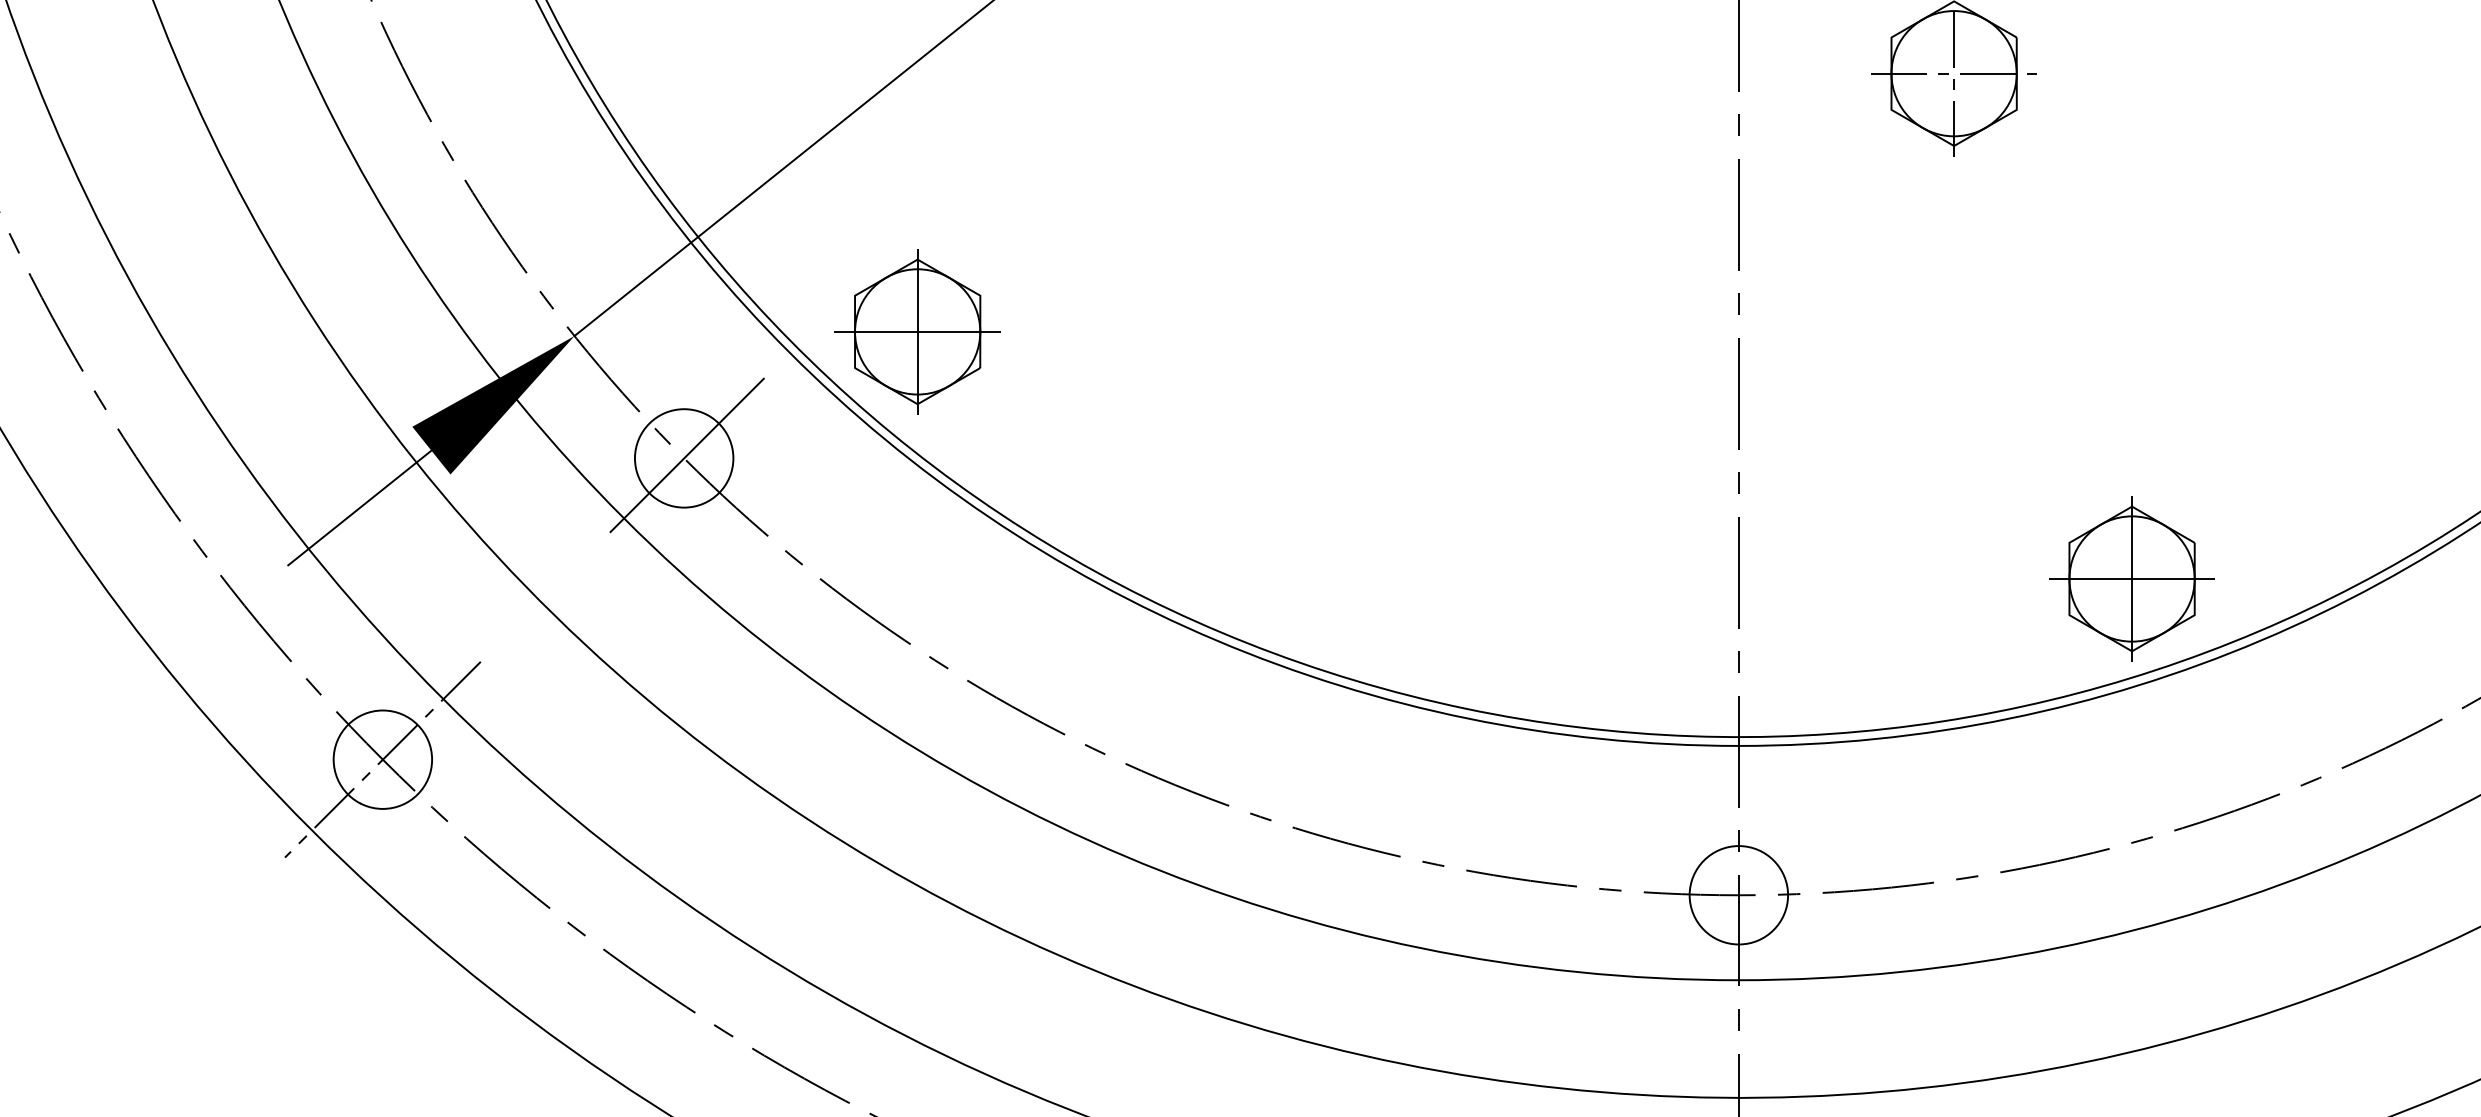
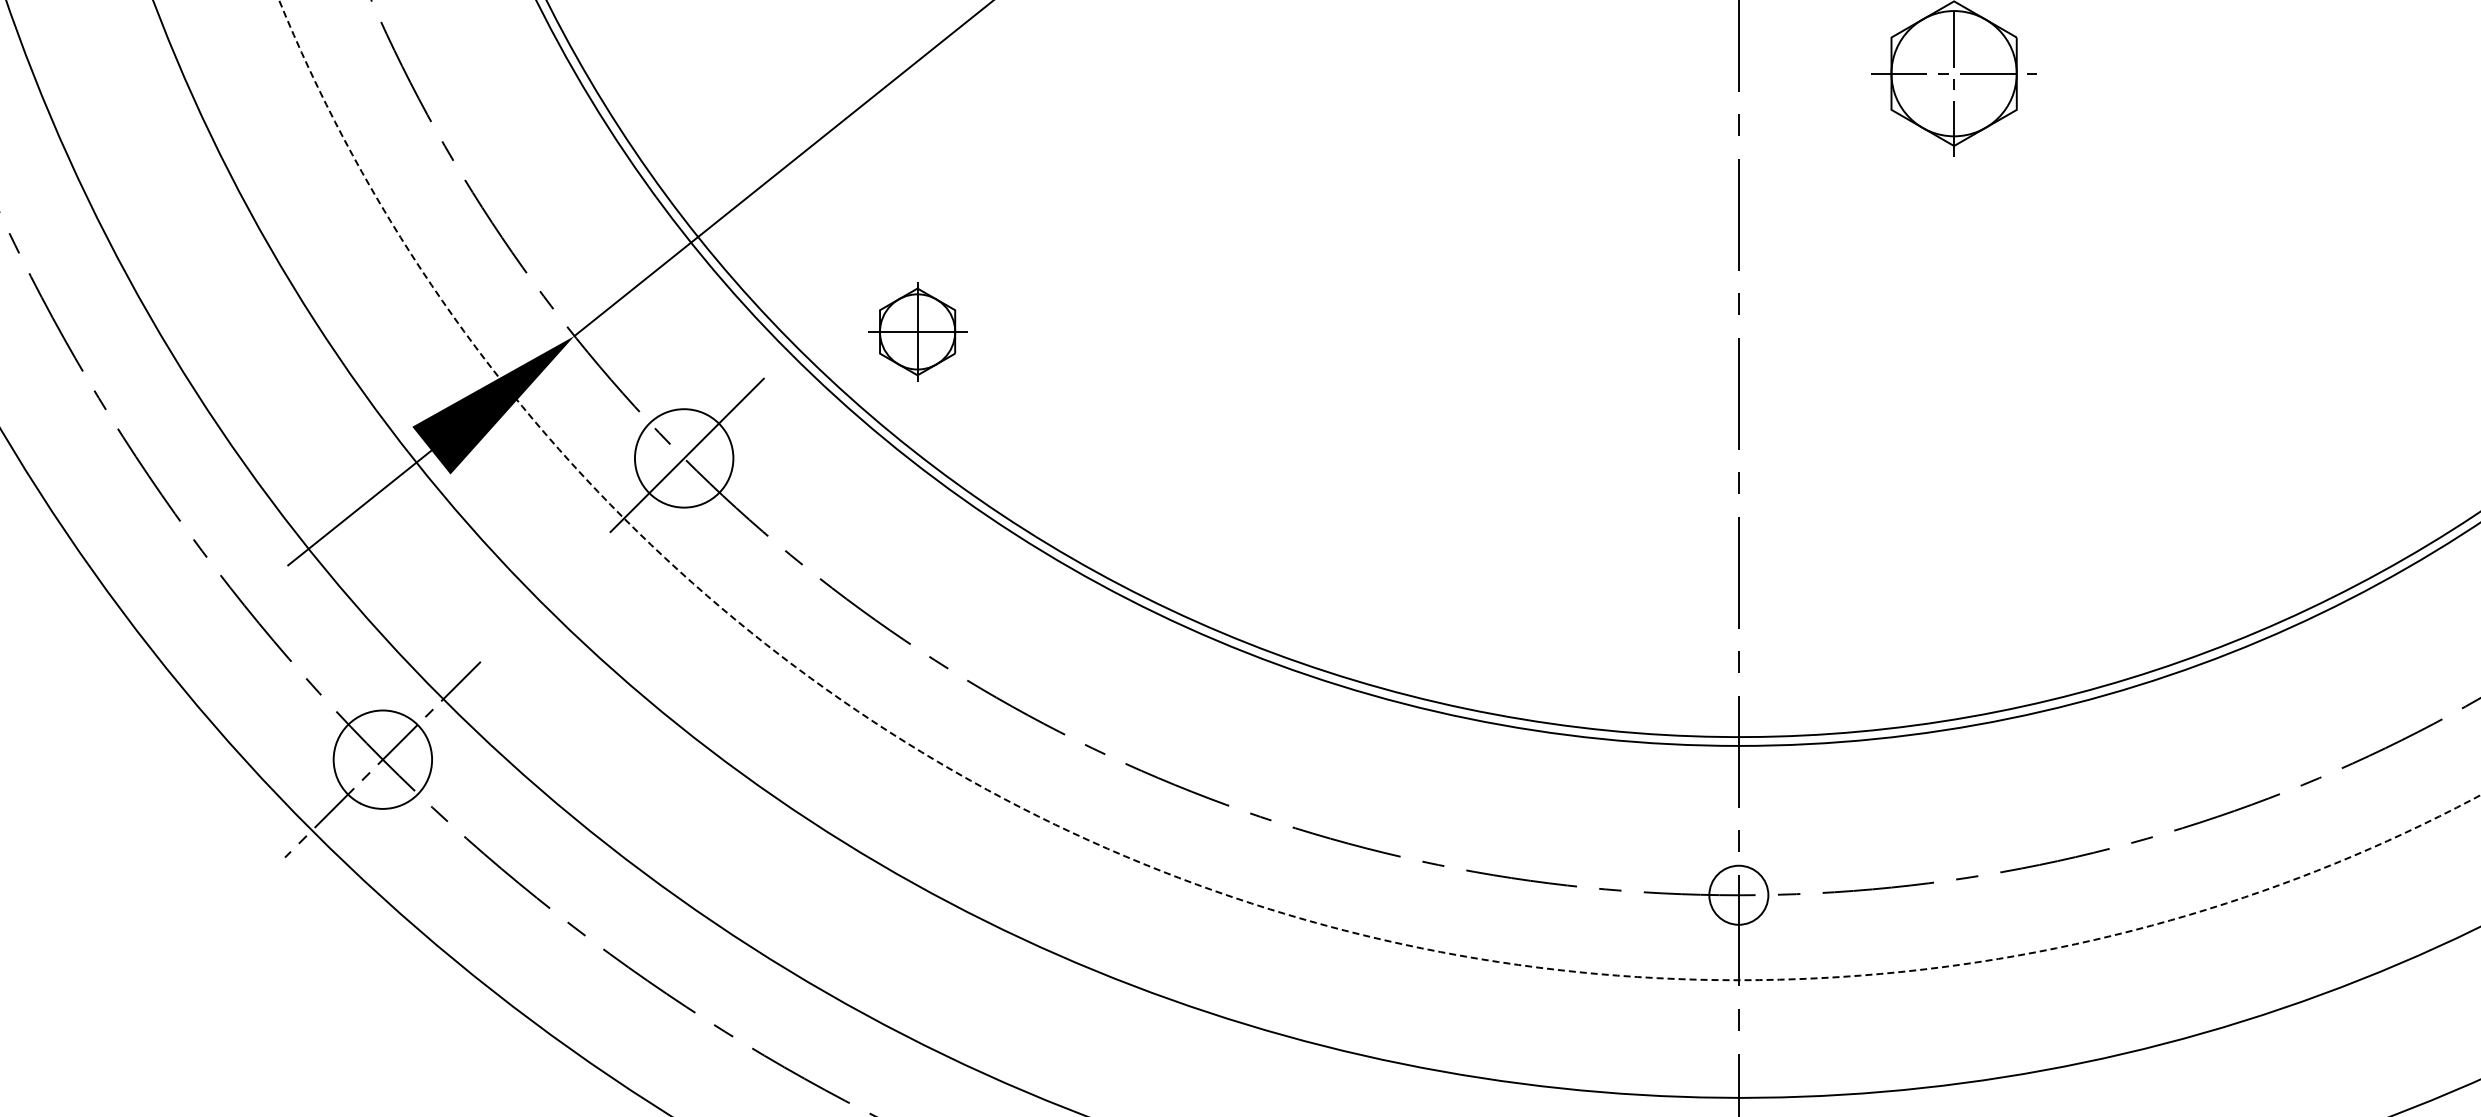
part size: 167x166 px -> 100x100 px (917, 331)
circle: solid -> dashed (1379, 490)
part: present -> none (2131, 578)
circle diameter: 98 px -> 59 px (1738, 894)
